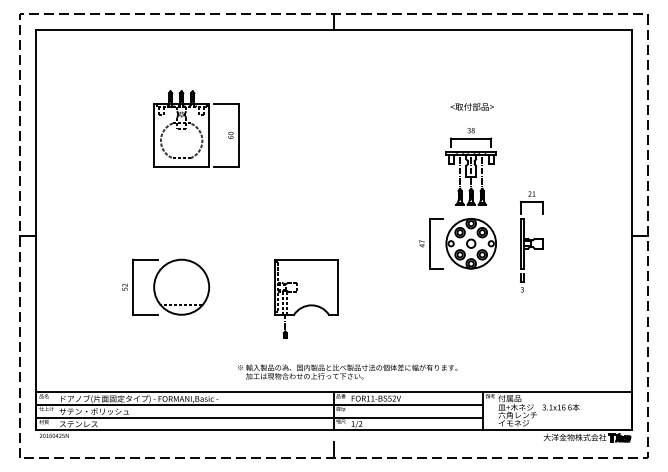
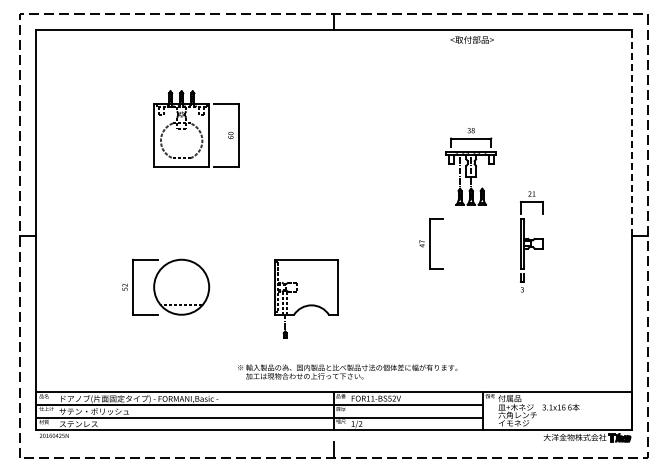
text position: (471, 106) -> (471, 39) (471, 39)
line: solid -> dashed (631, 133)
line: present -> none (482, 172)
part: present -> none (470, 243)
